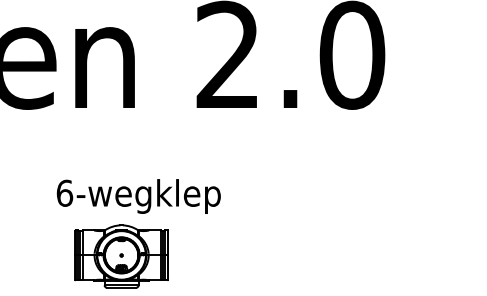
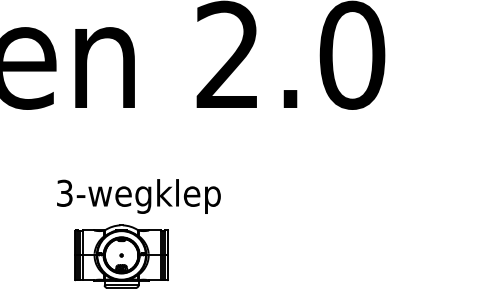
text: 6-wegklep -> 3-wegklep (64, 192)
